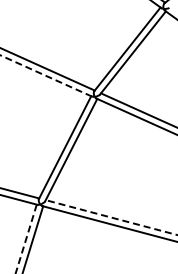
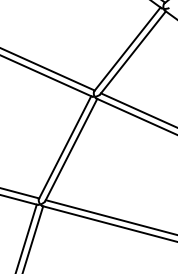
line: dashed -> solid (45, 75)
line: dashed -> solid (111, 217)
line: dashed -> solid (26, 238)
